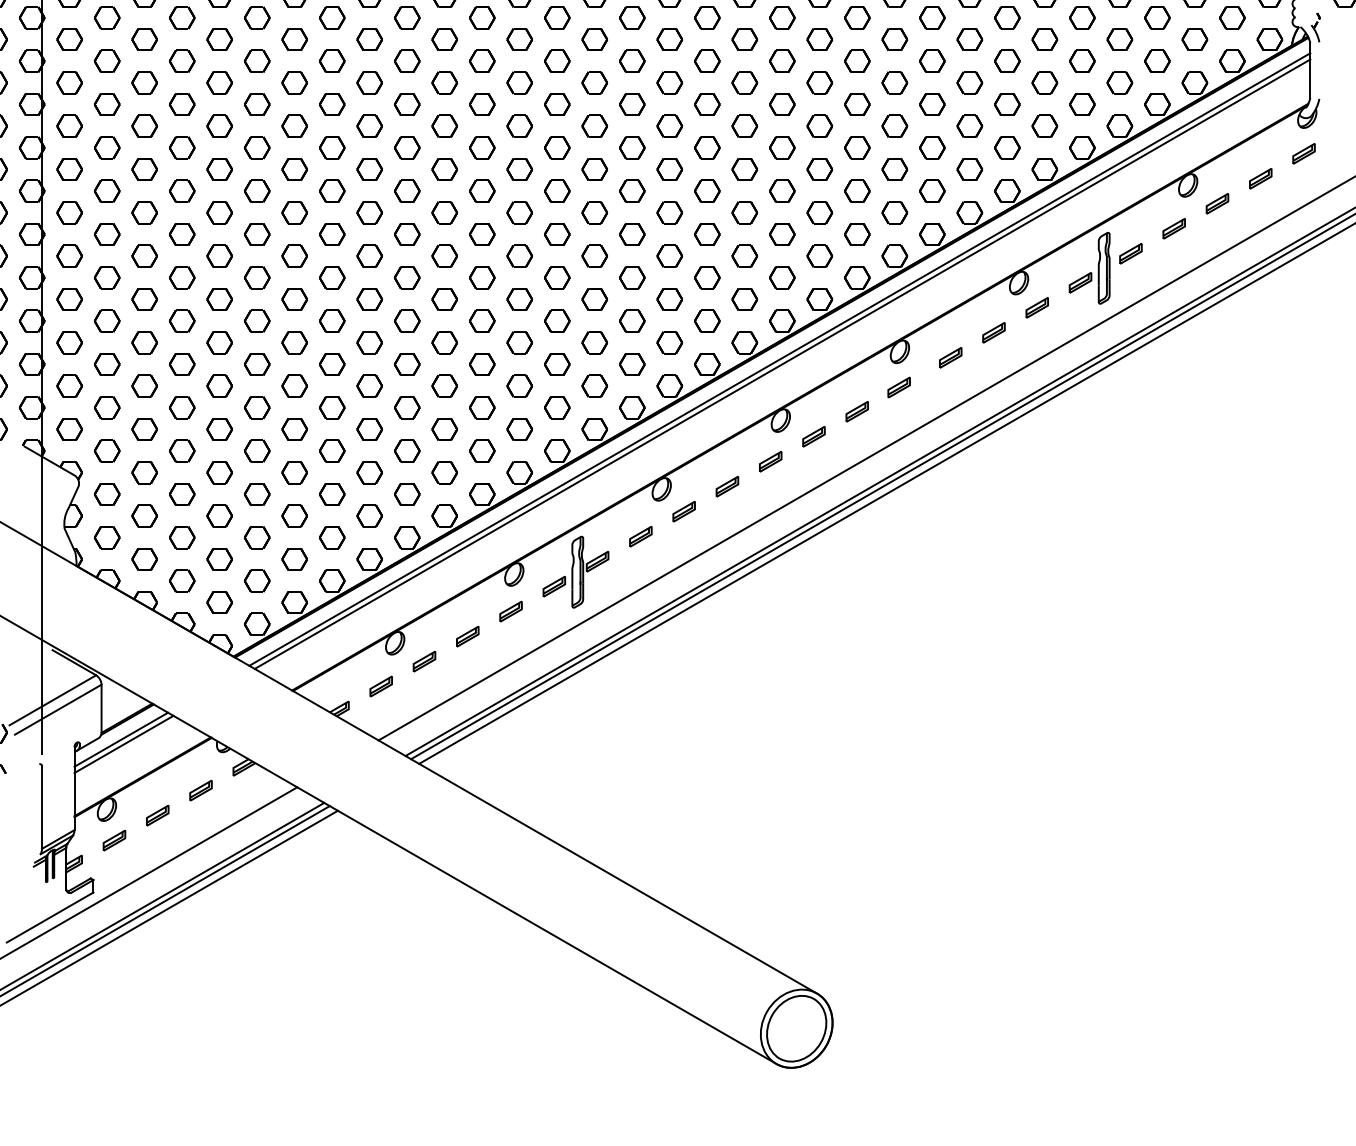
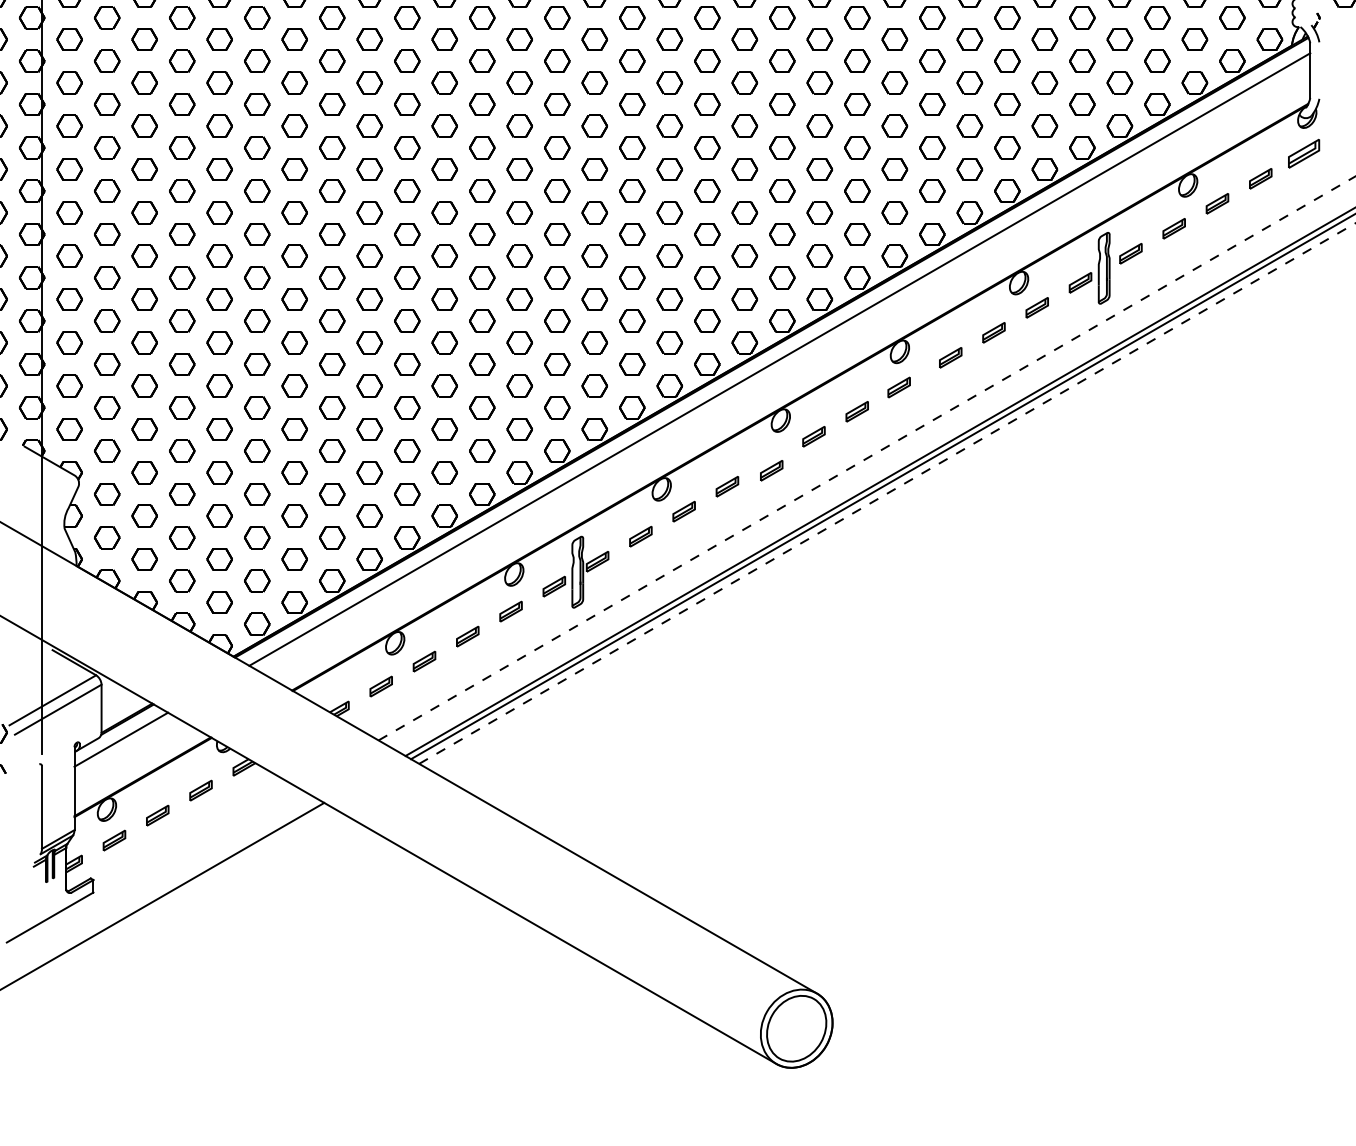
part size: 24x22 px -> 33x31 px (1304, 153)
line: present -> none (782, 363)
line: solid -> dashed (866, 458)
part position: (770, 461) -> (771, 470) (771, 470)
line: solid -> dashed (887, 493)
line: present -> none (123, 744)
line: present -> none (149, 872)
line: present -> none (165, 900)
line: present -> none (169, 907)
